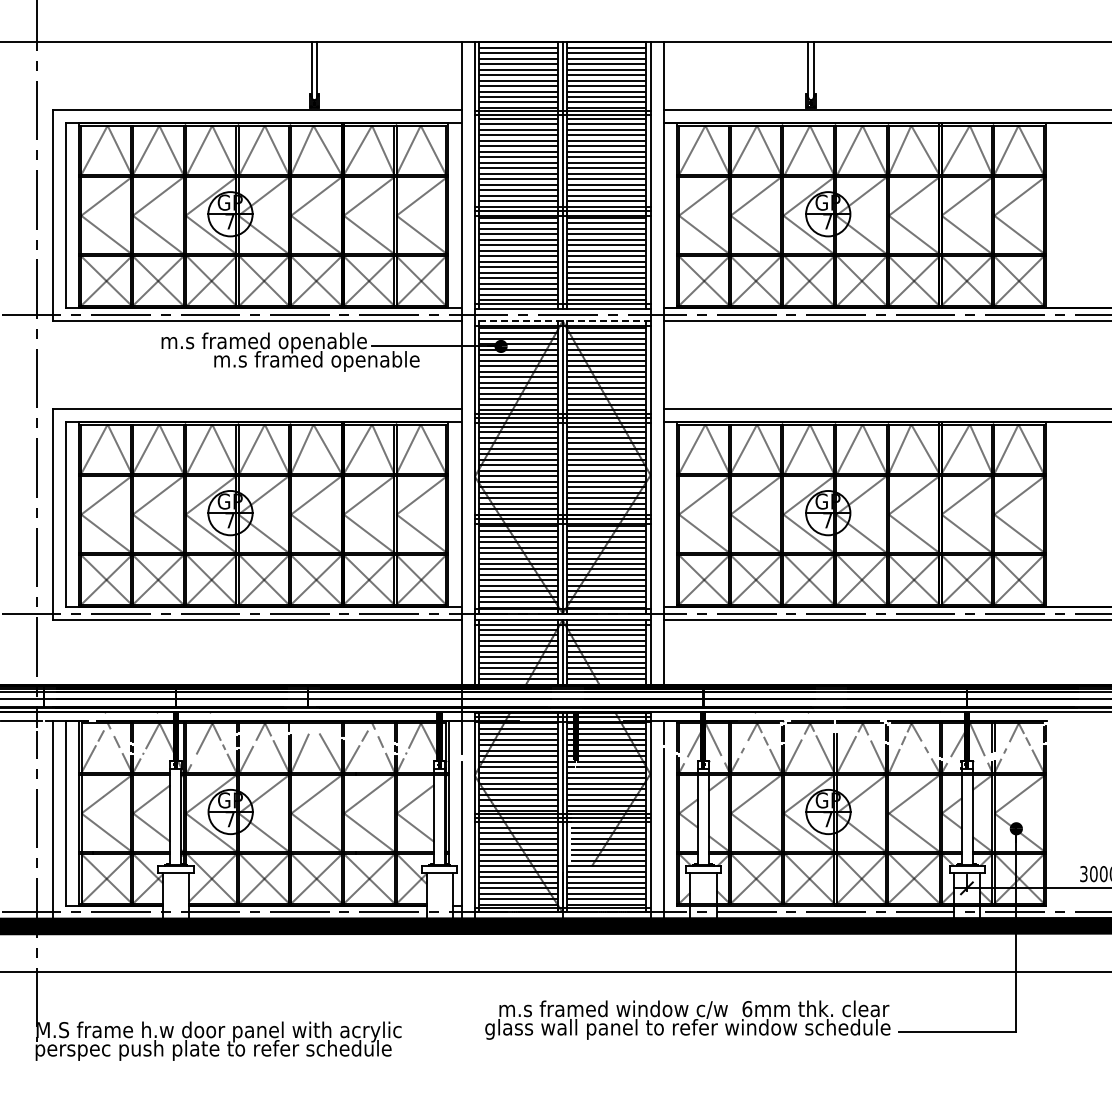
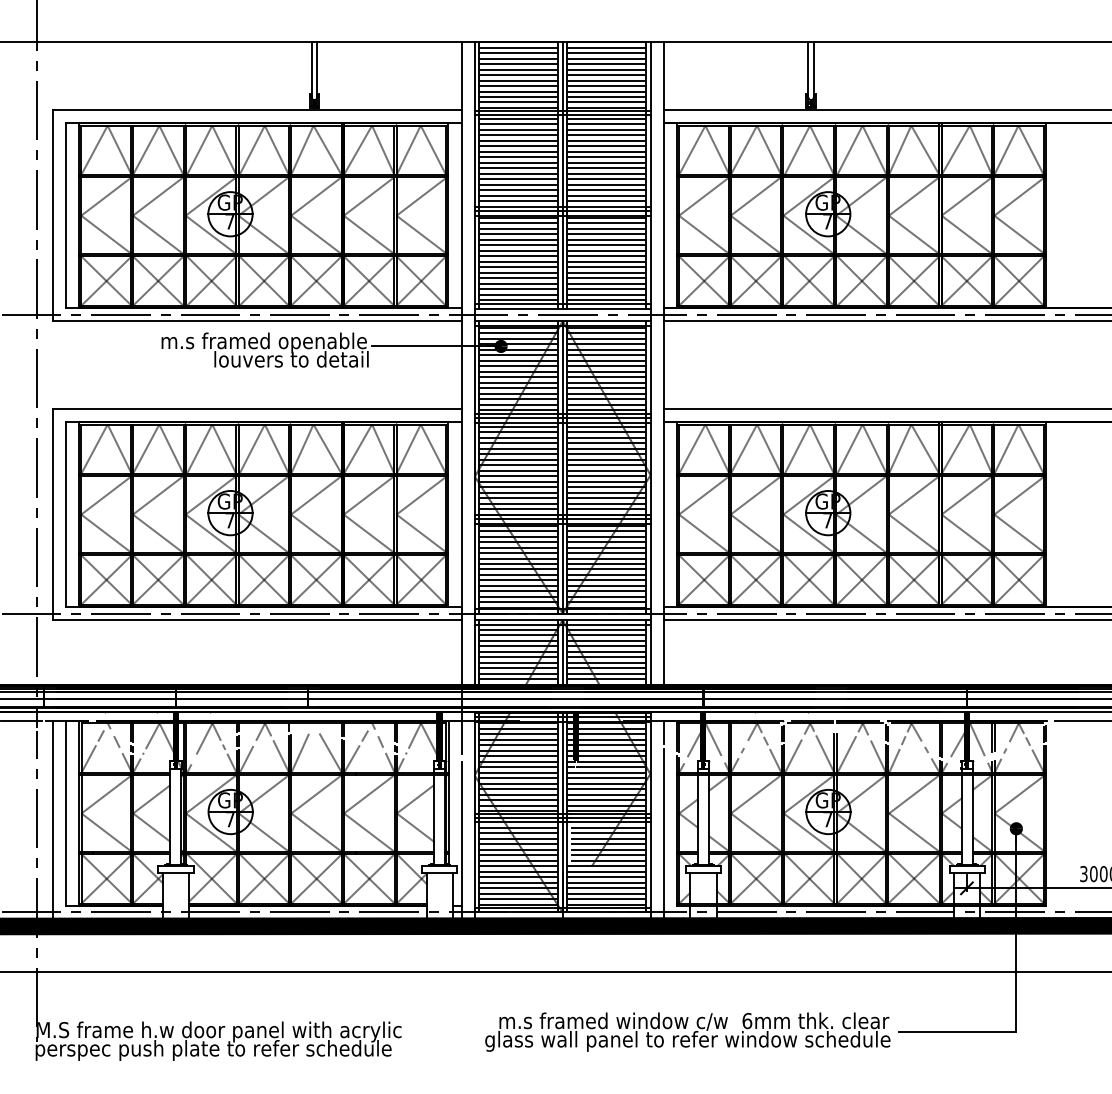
line: dashed -> solid (562, 321)
text: m.s framed openable -> louvers to detail (316, 361)
line: none -> present (1081, 721)
text position: (687, 1019) -> (687, 1031) (687, 1031)
